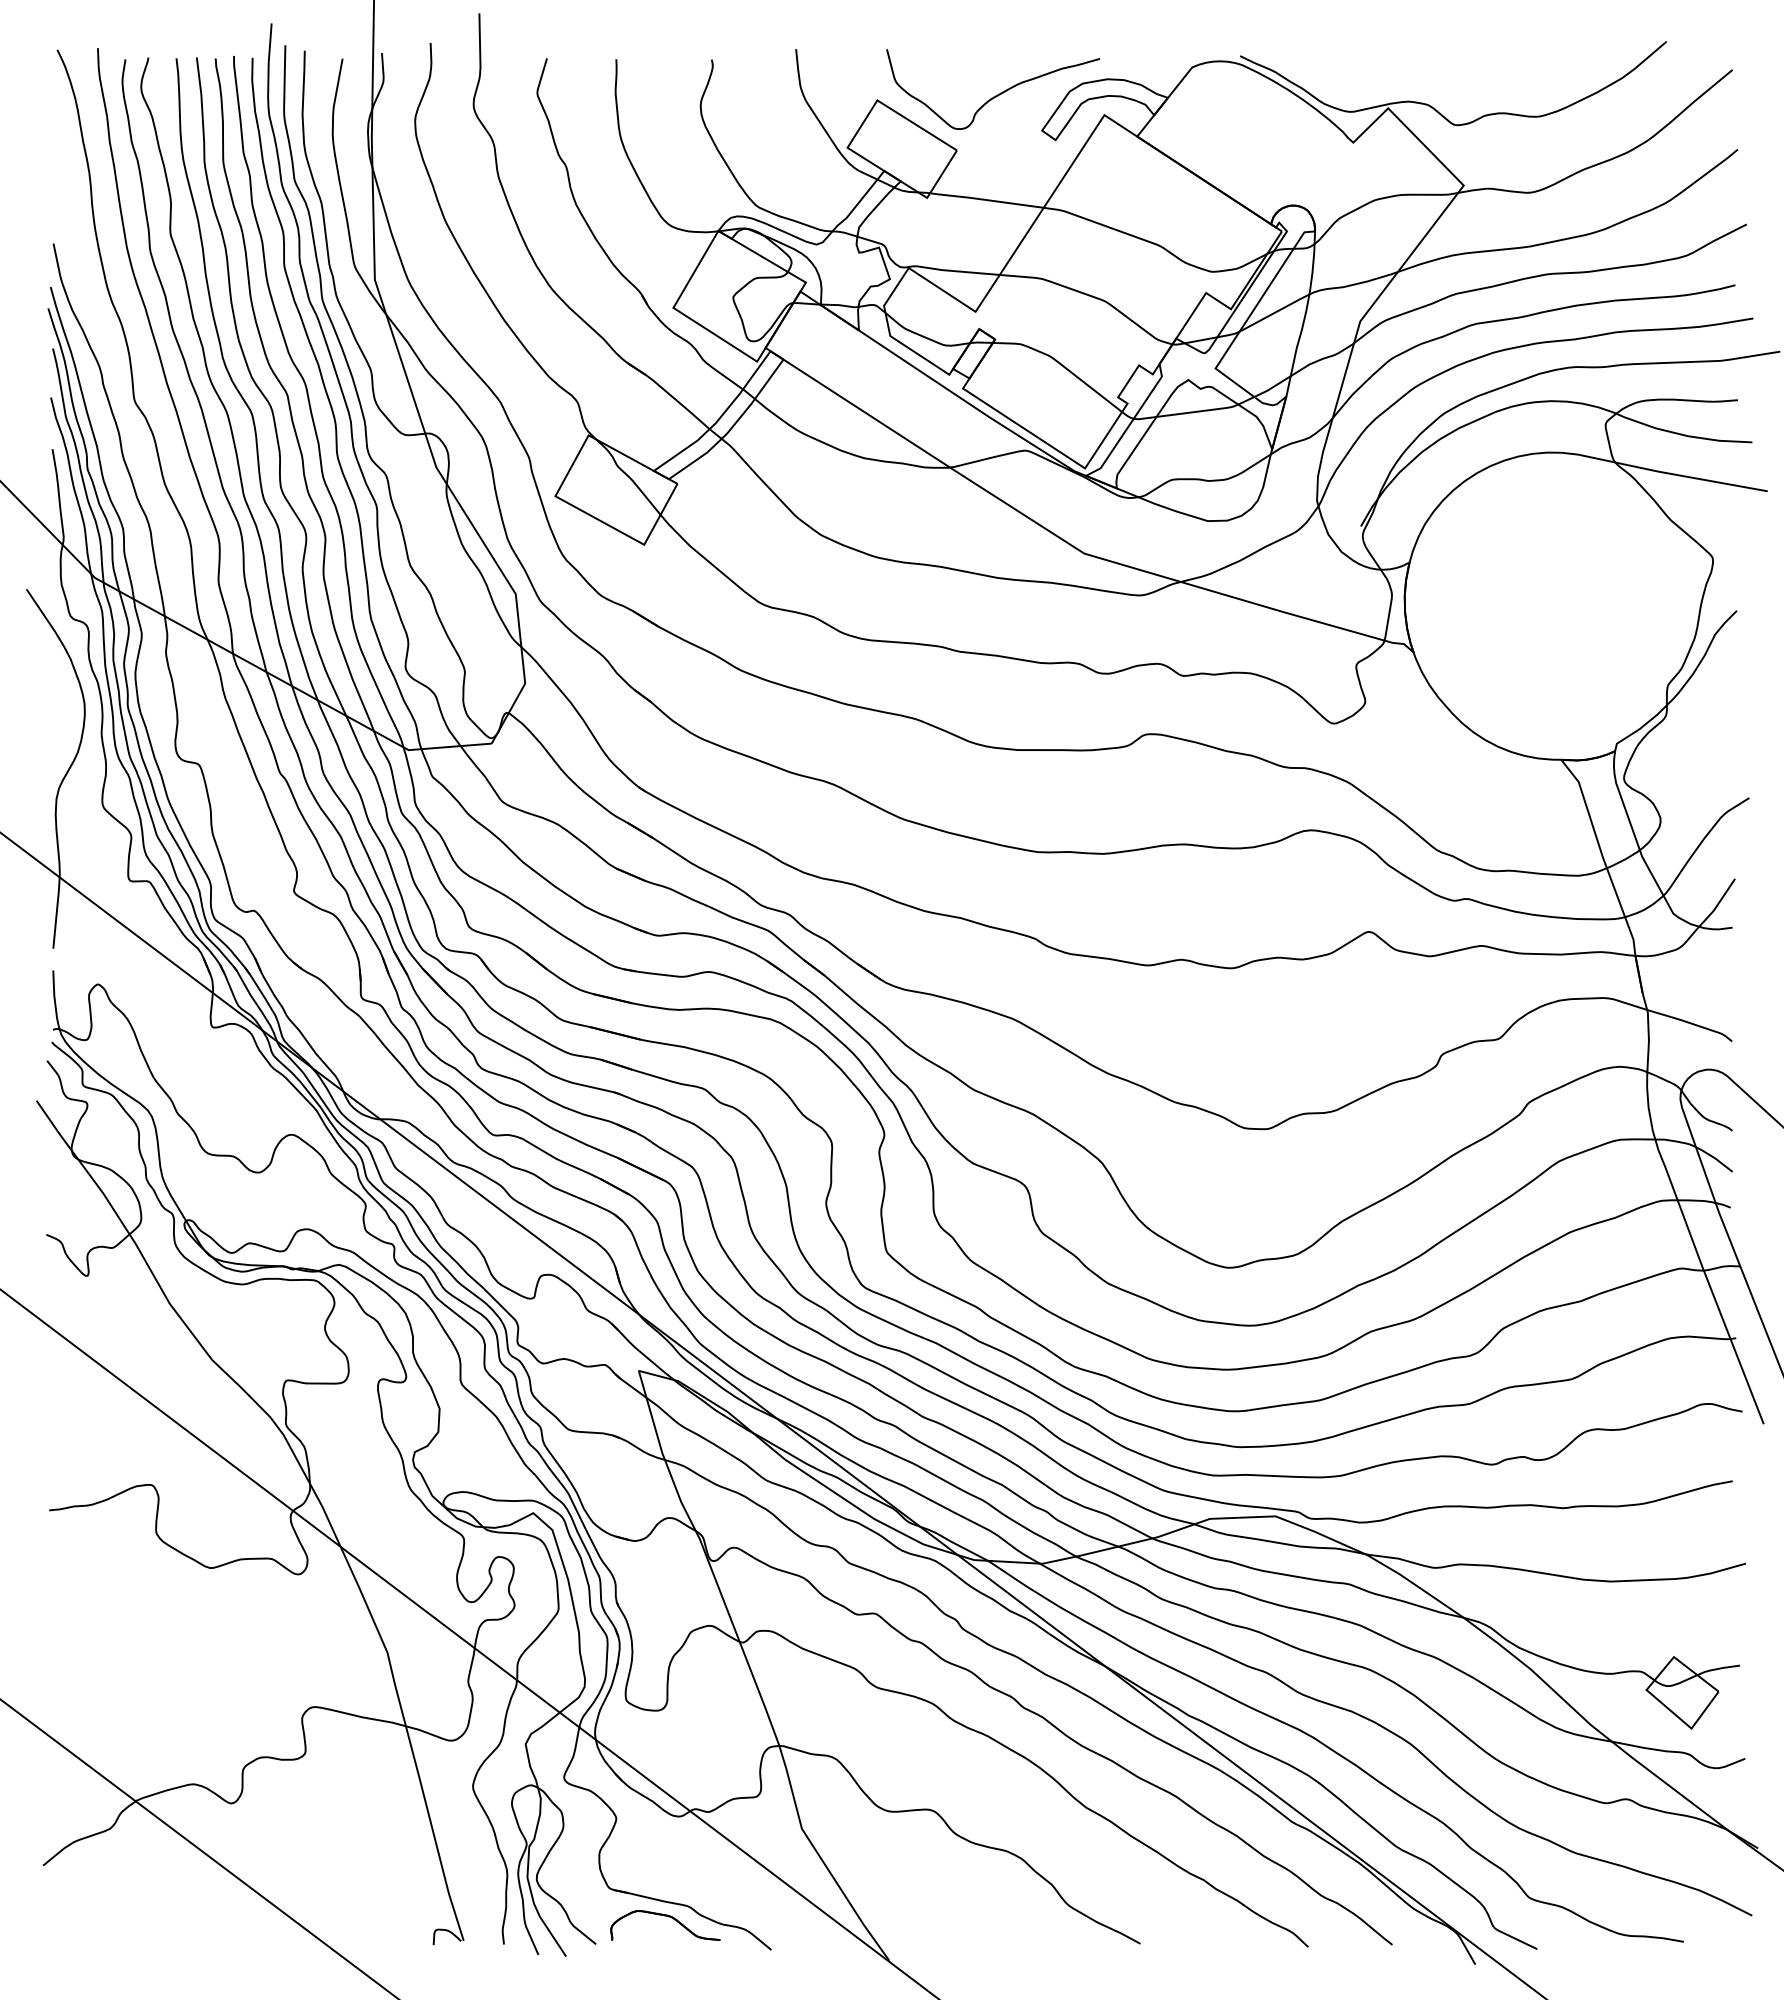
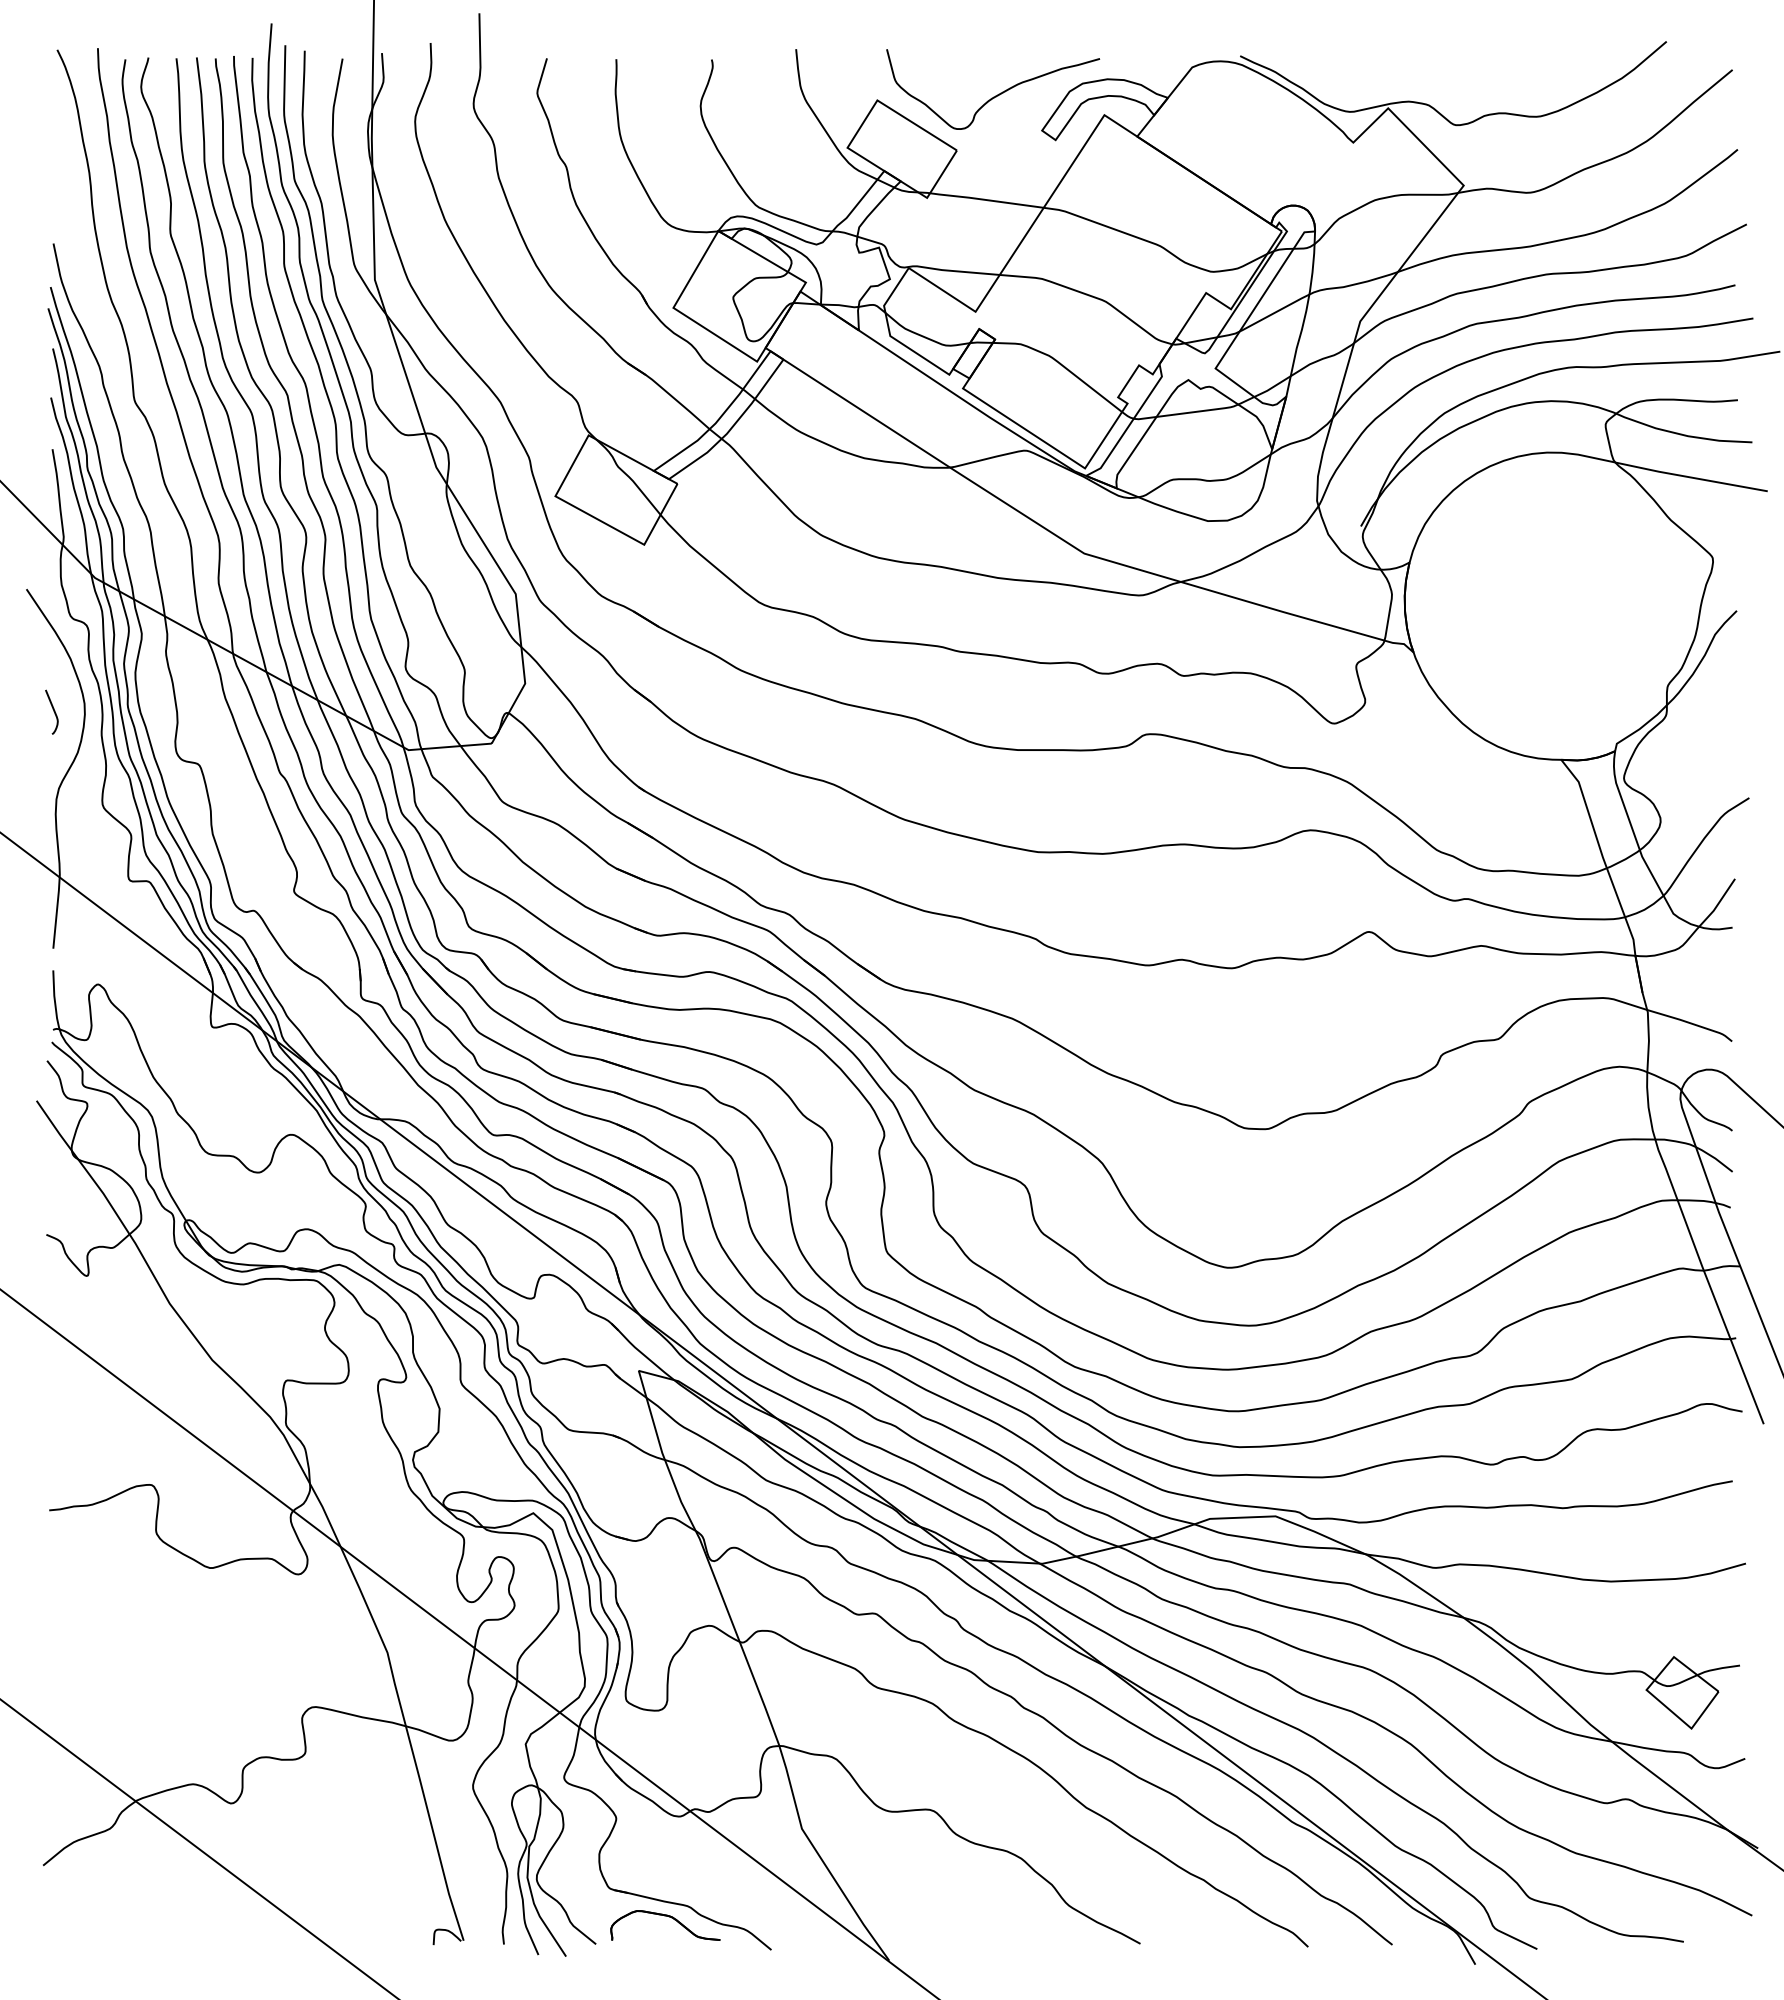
curve: none -> present (53, 711)
